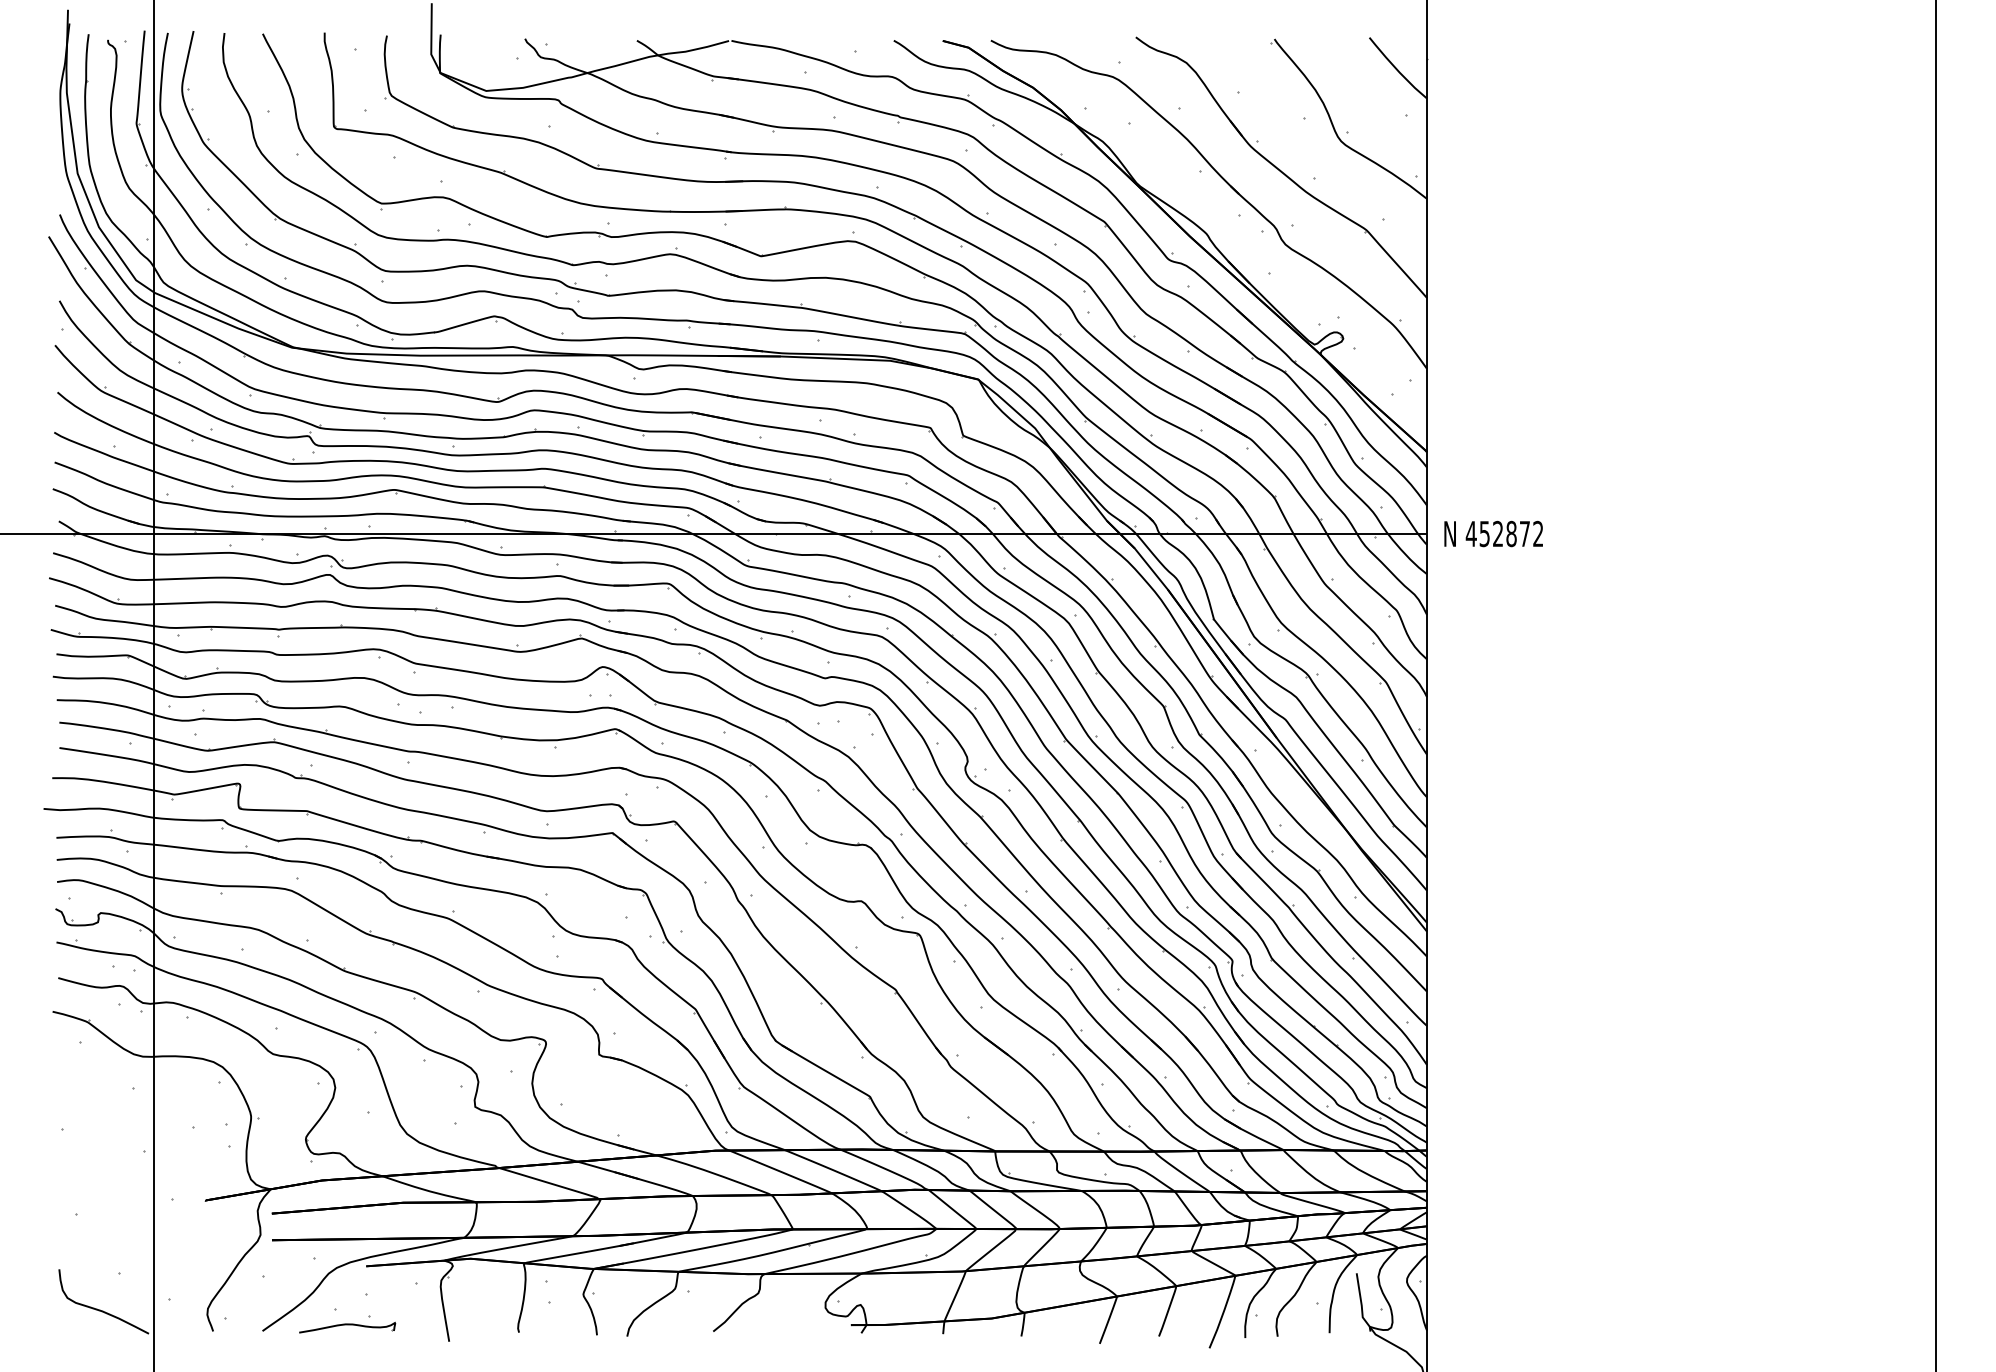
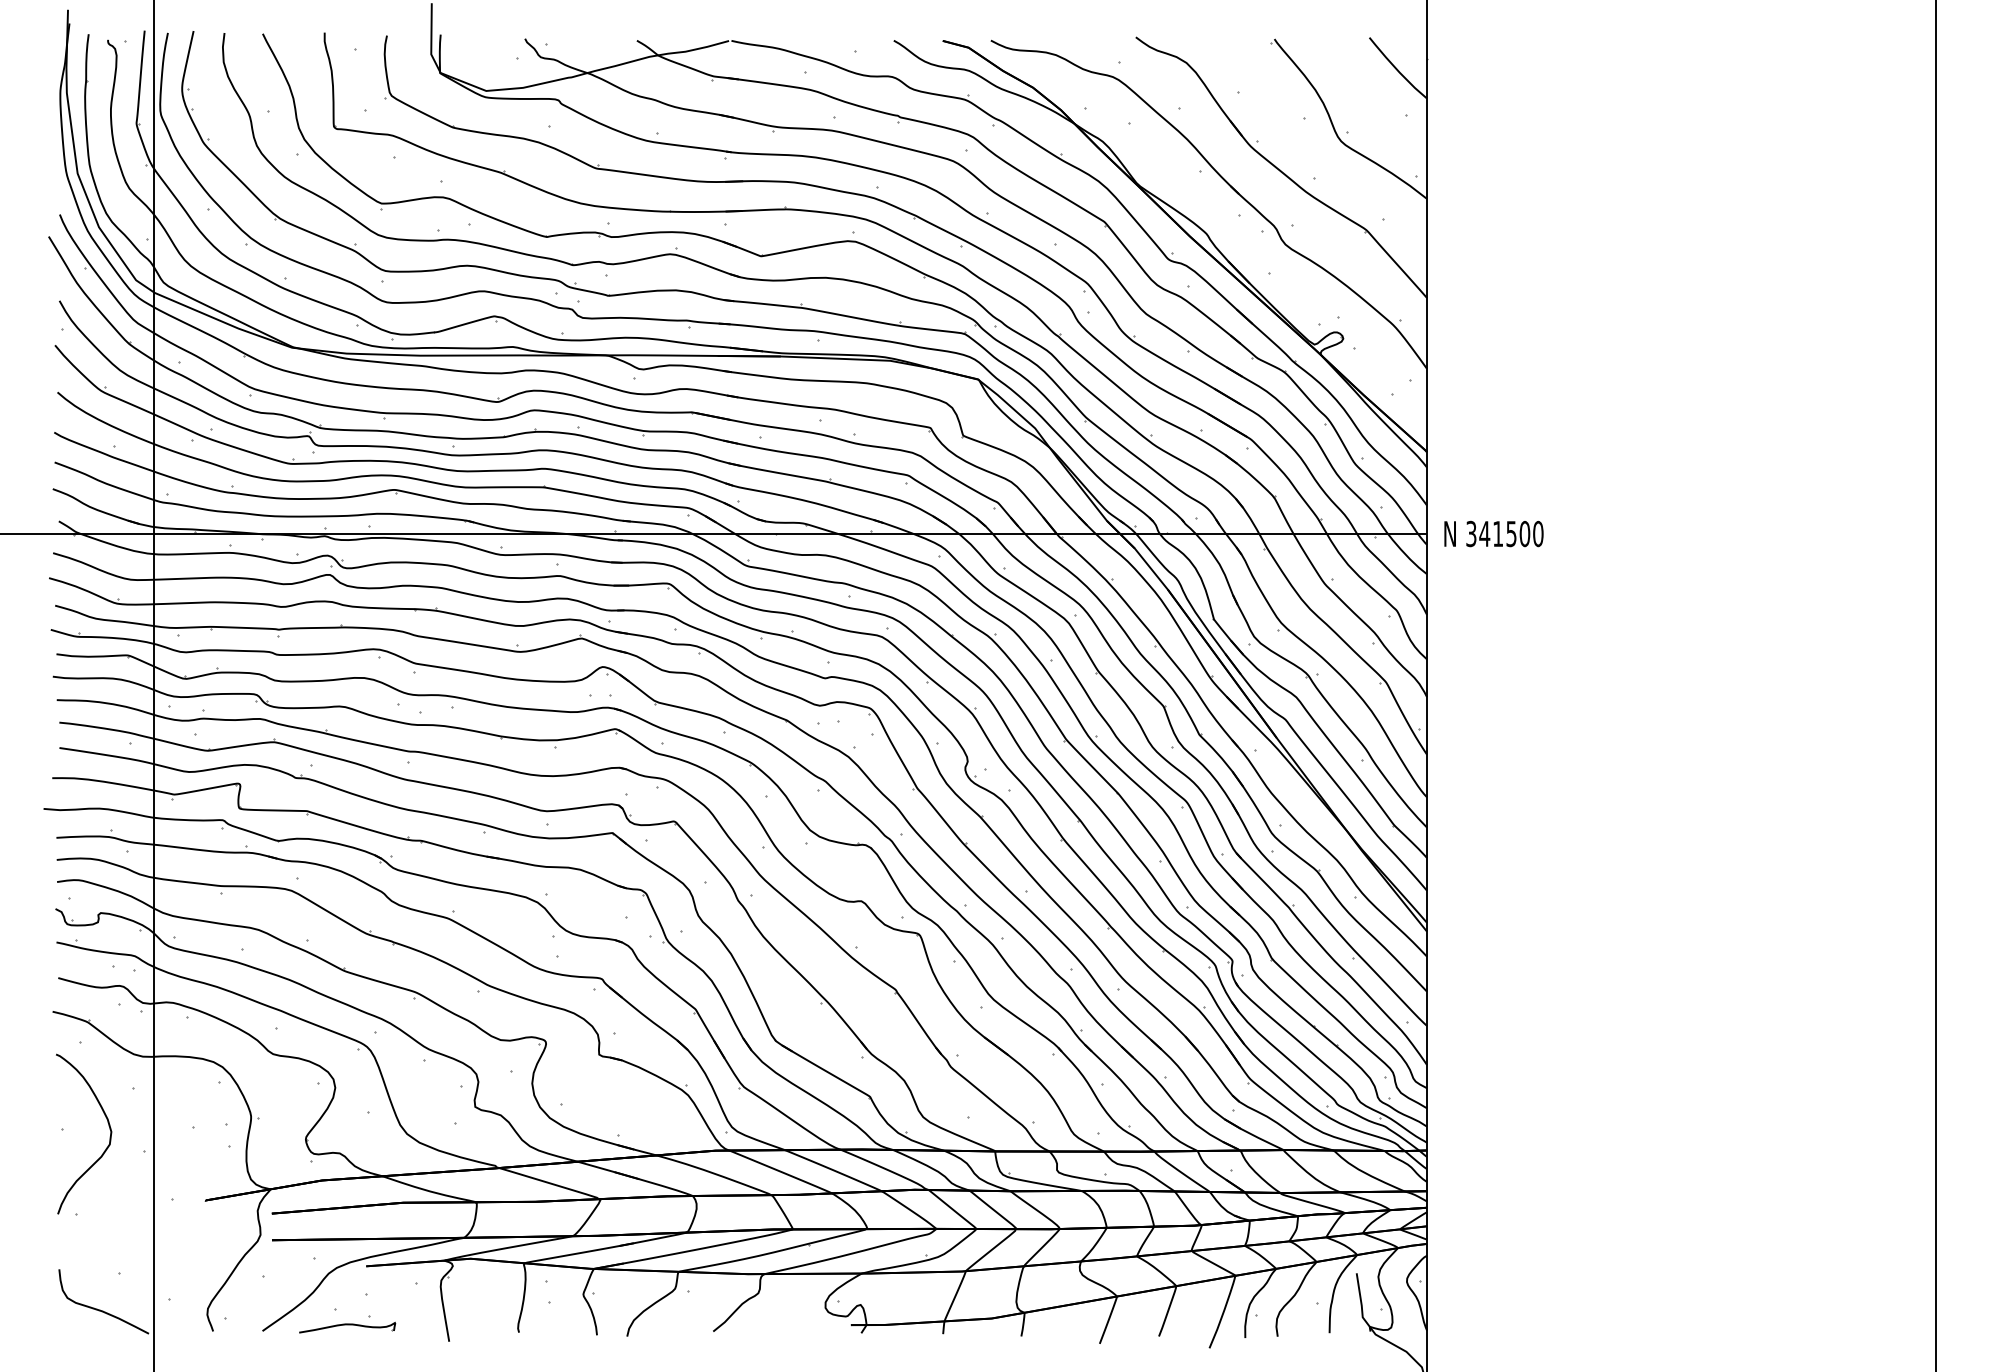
text: 452872 -> 341500 (1504, 533)
curve: none -> present (108, 1126)
